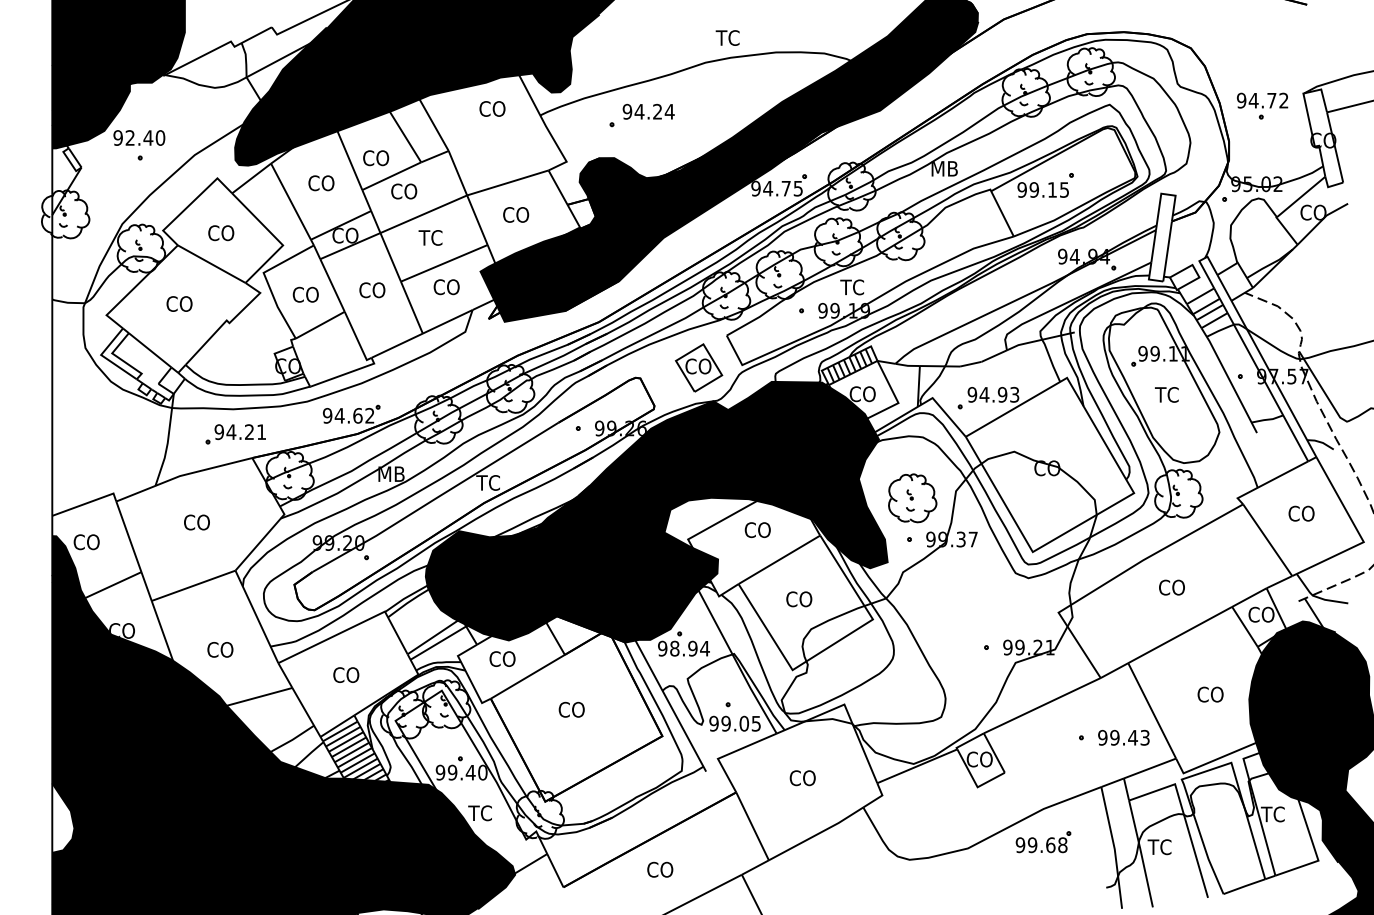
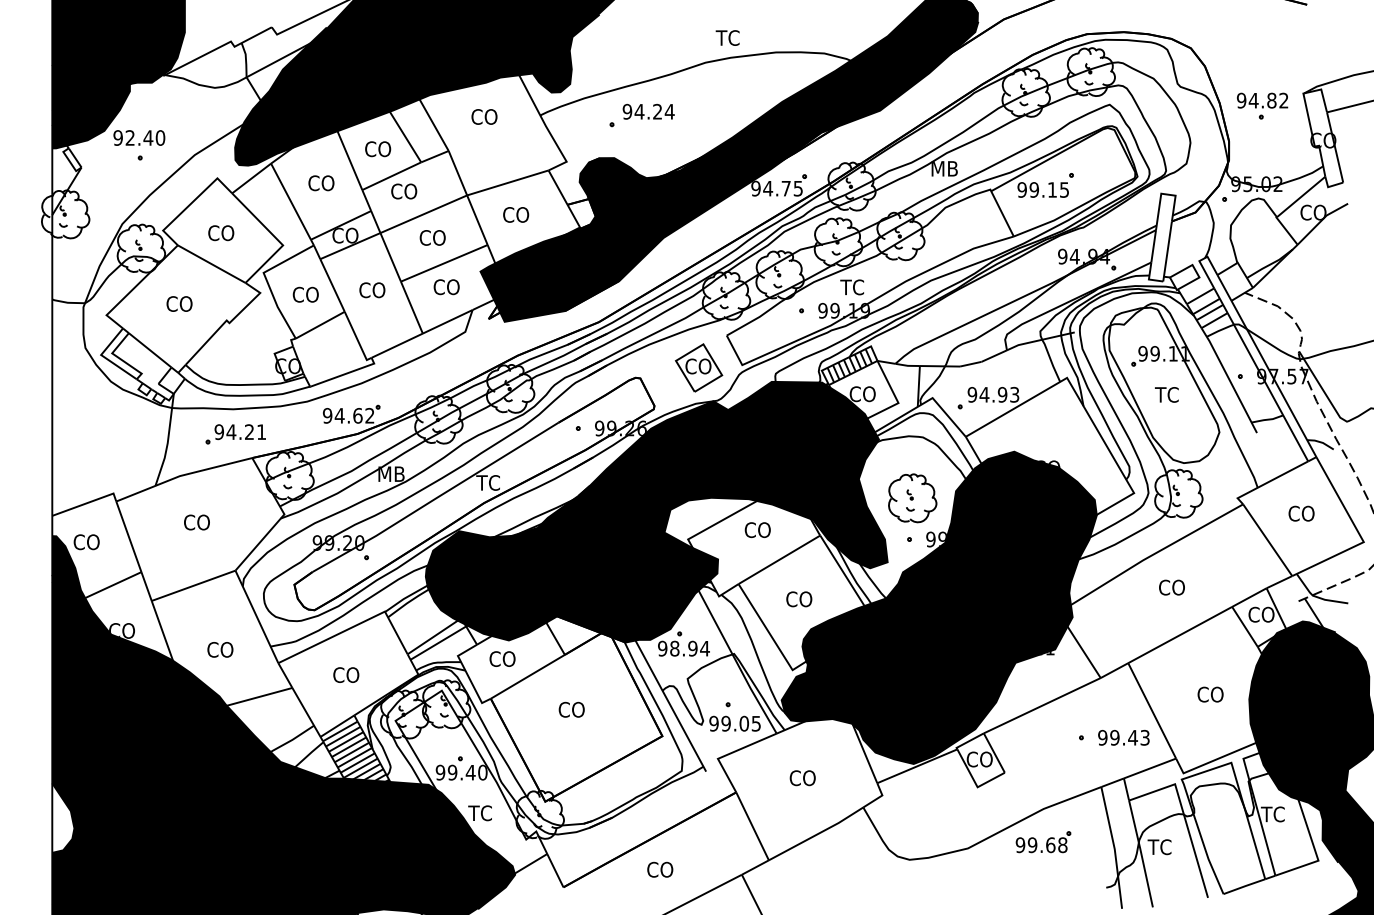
text: 94.72 -> 94.82 (1271, 100)
text position: (492, 108) -> (484, 116) (484, 116)
text position: (376, 158) -> (378, 149) (378, 149)
text: TC -> CO (431, 237)
fill: none -> present (938, 607)
